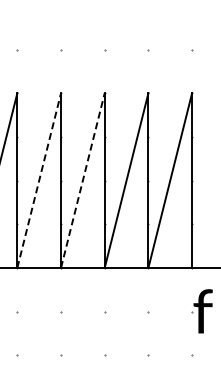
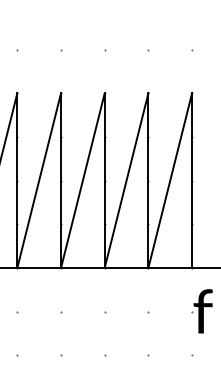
line: dashed -> solid (39, 180)
line: dashed -> solid (83, 180)
